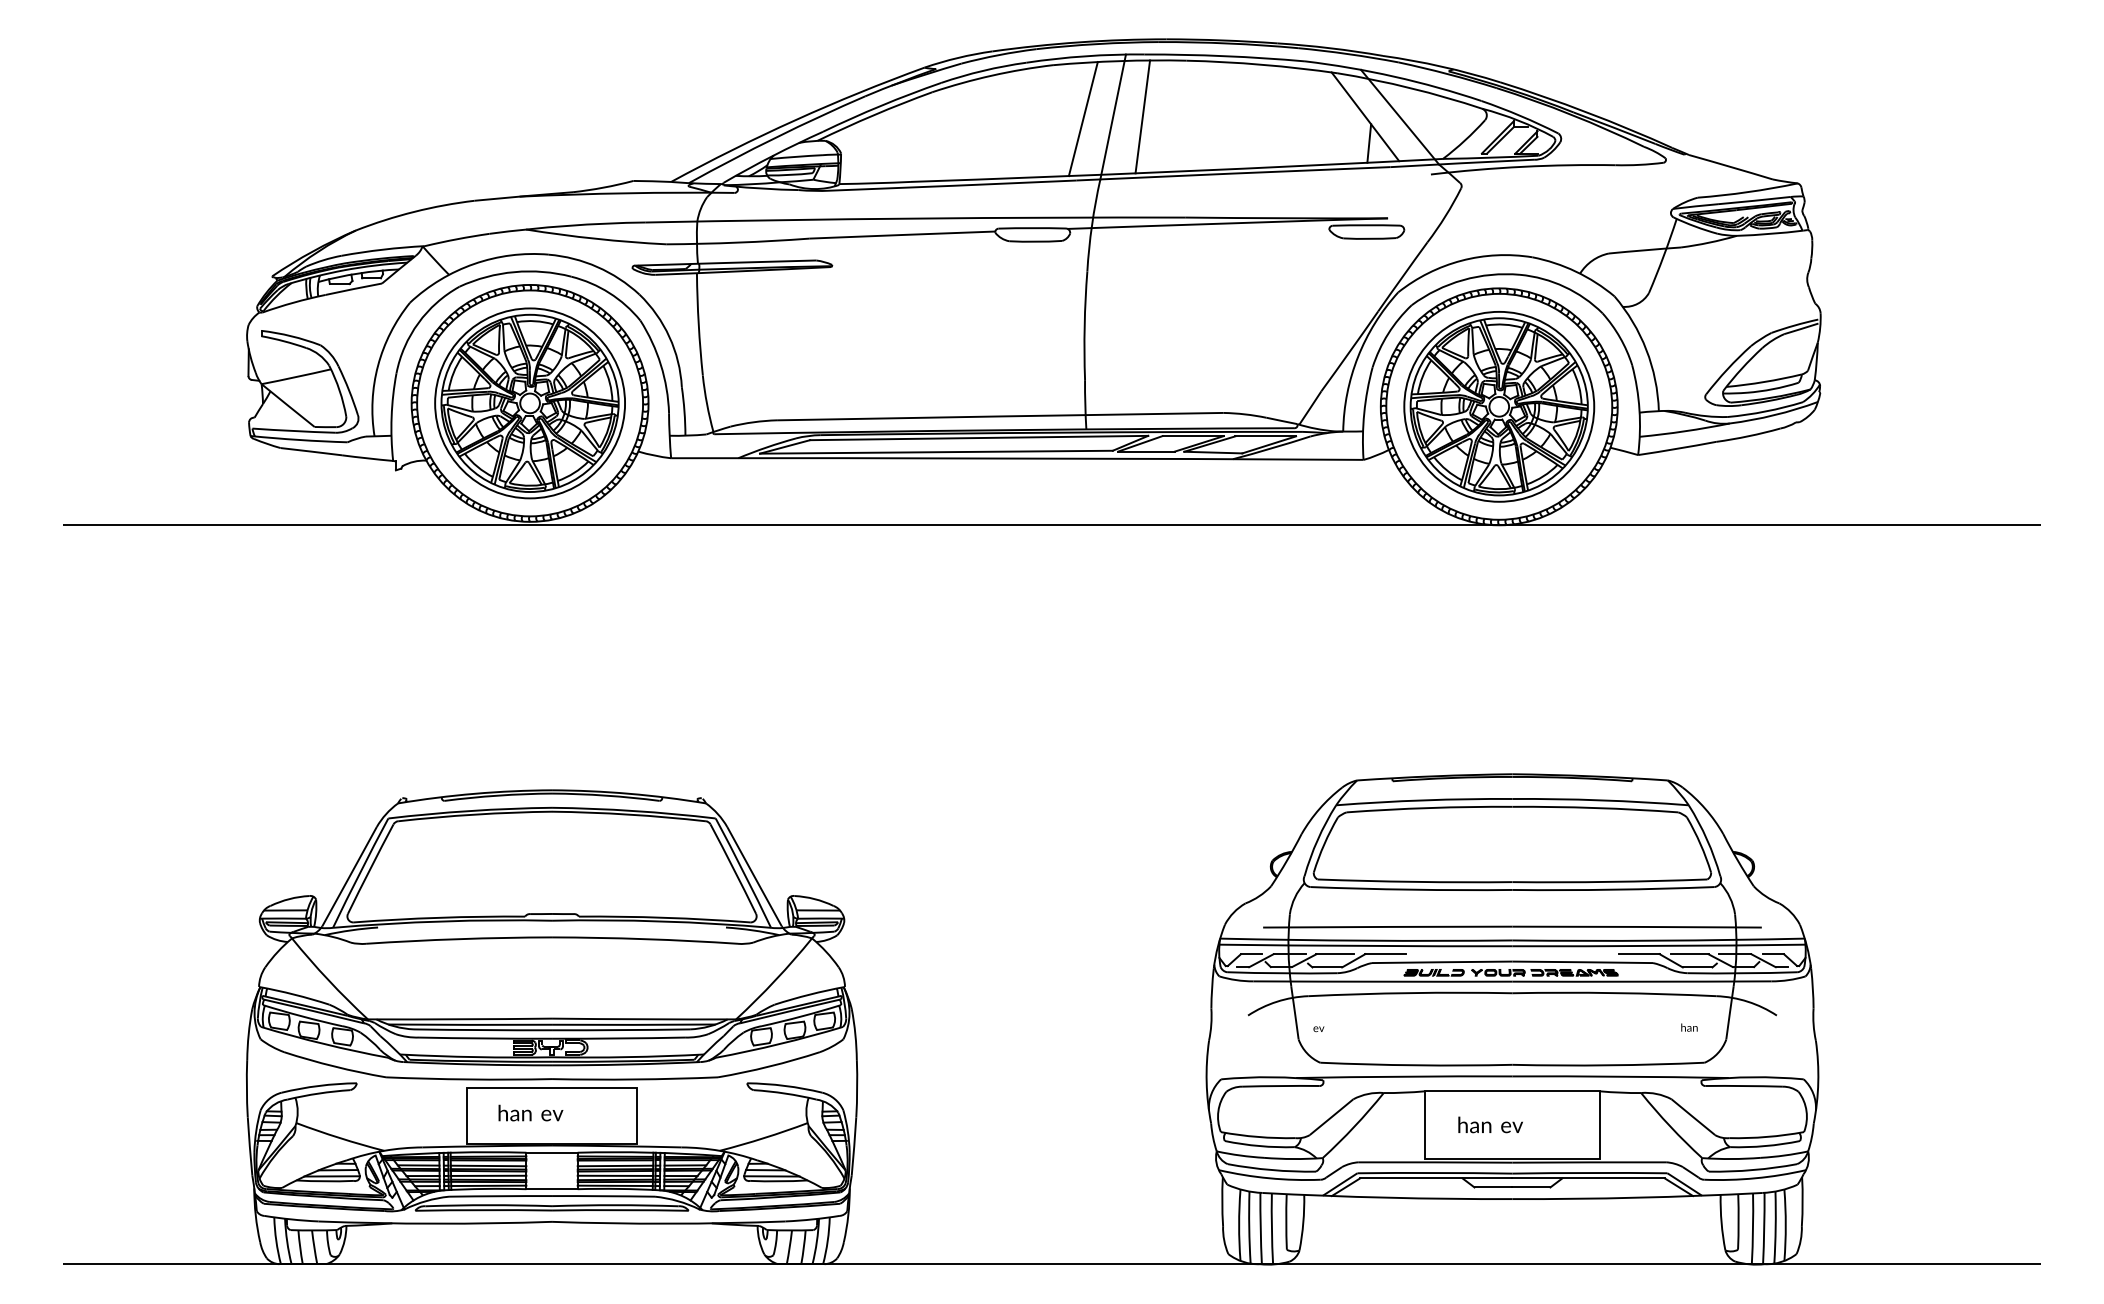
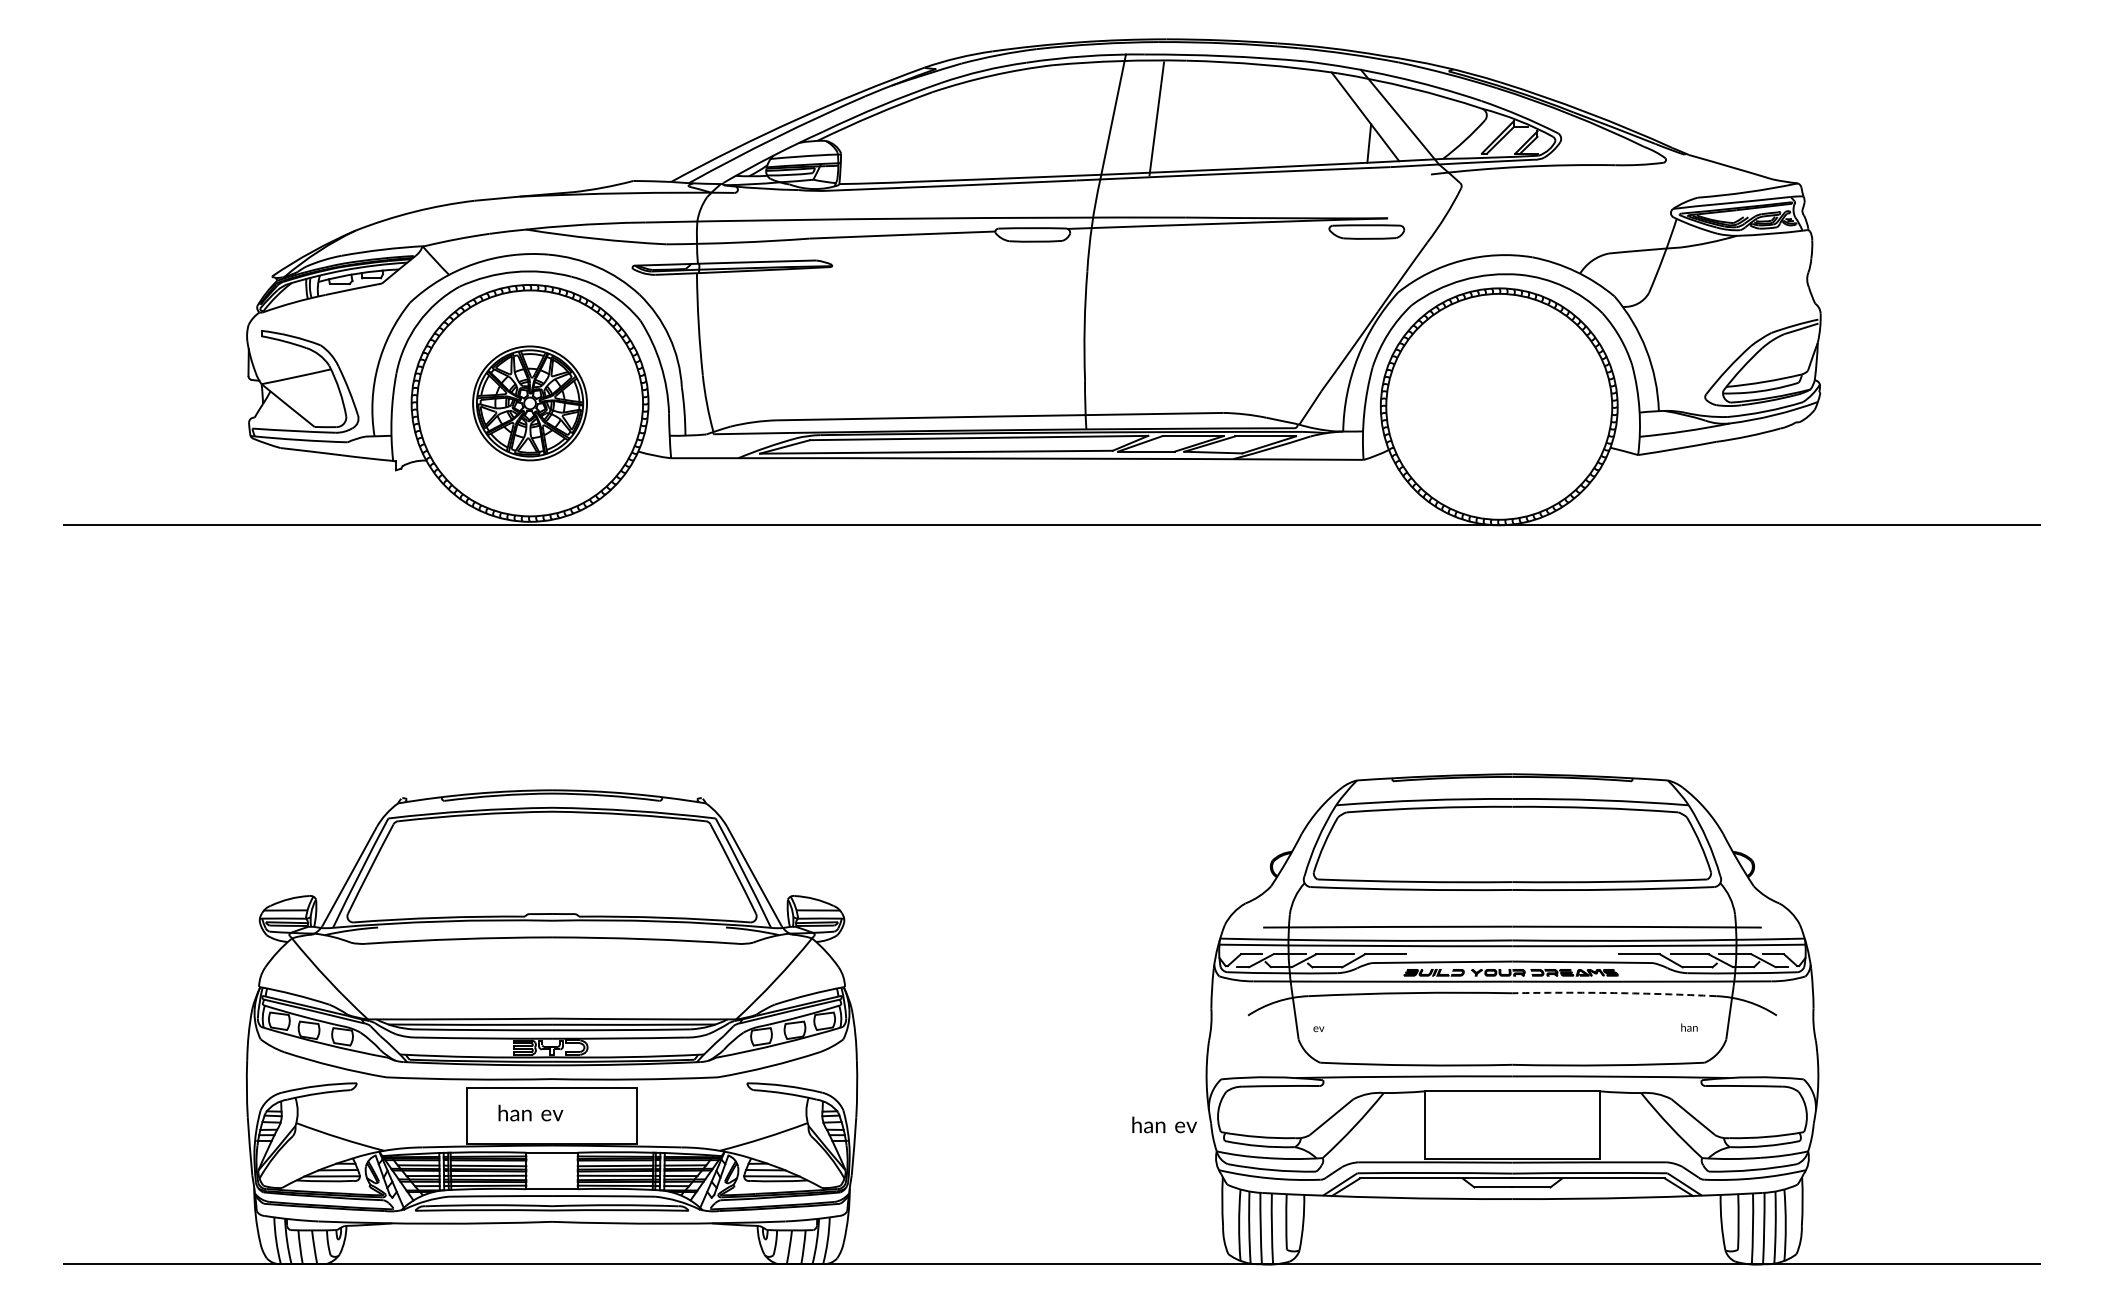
line position: (1142, 116) -> (1156, 118) (1156, 118)
line: present -> none (1082, 119)
part size: 192x193 px -> 116x117 px (529, 403)
part: present -> none (1499, 406)
arc: solid -> dashed (1614, 993)
text position: (1490, 1124) -> (1164, 1124) (1164, 1124)
